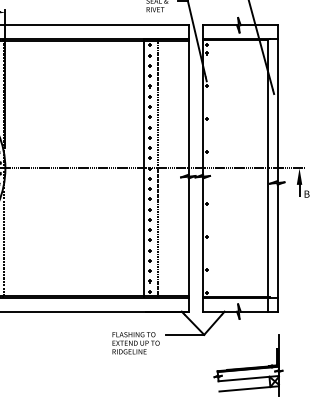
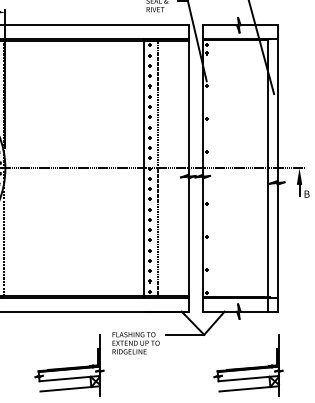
part: none -> present (69, 365)
